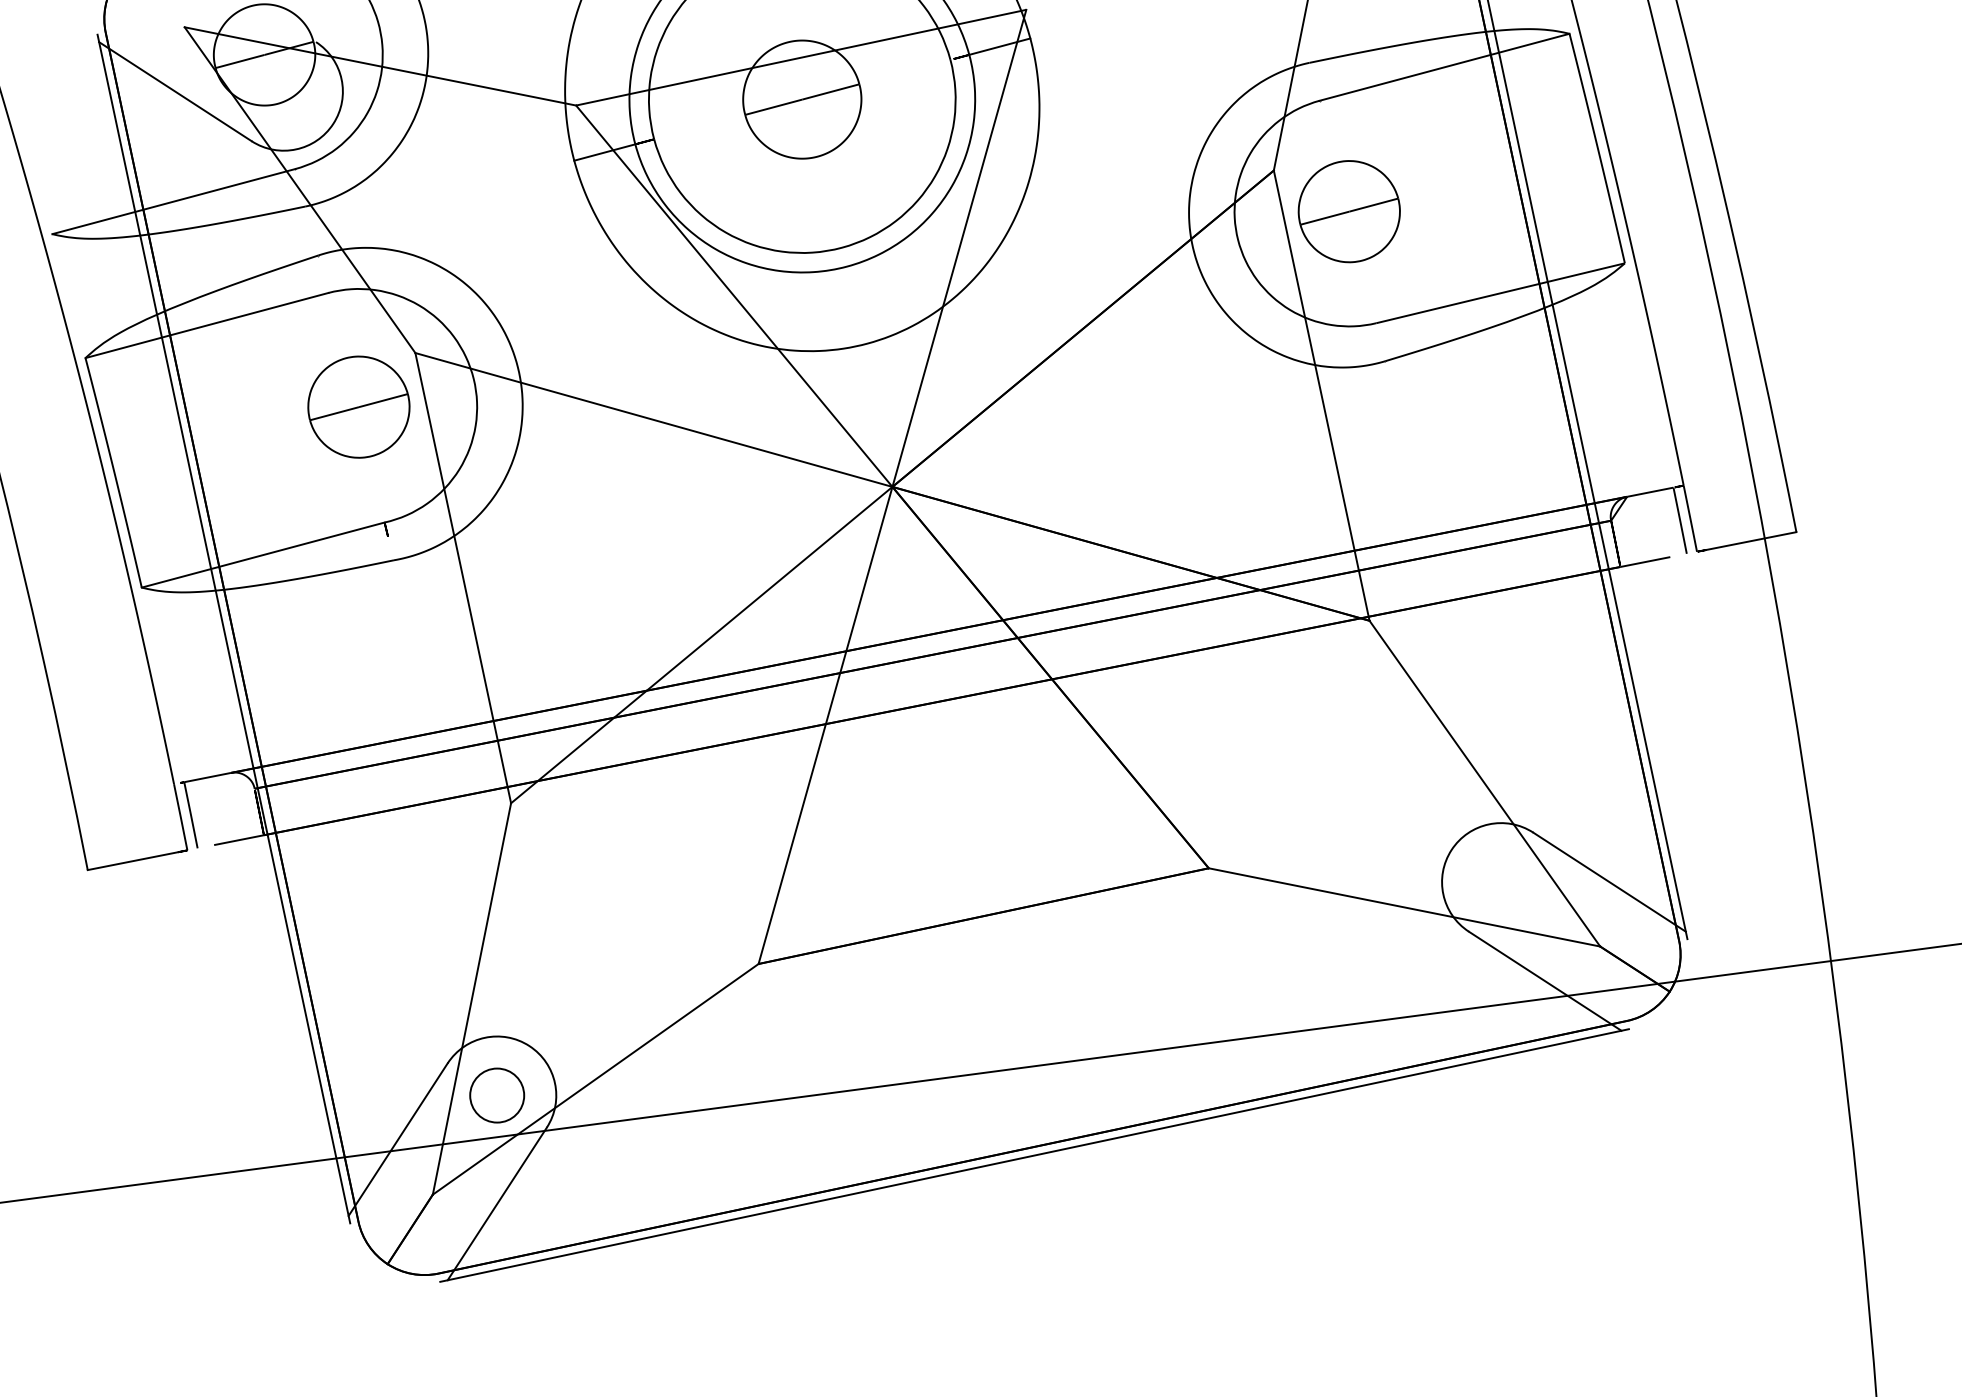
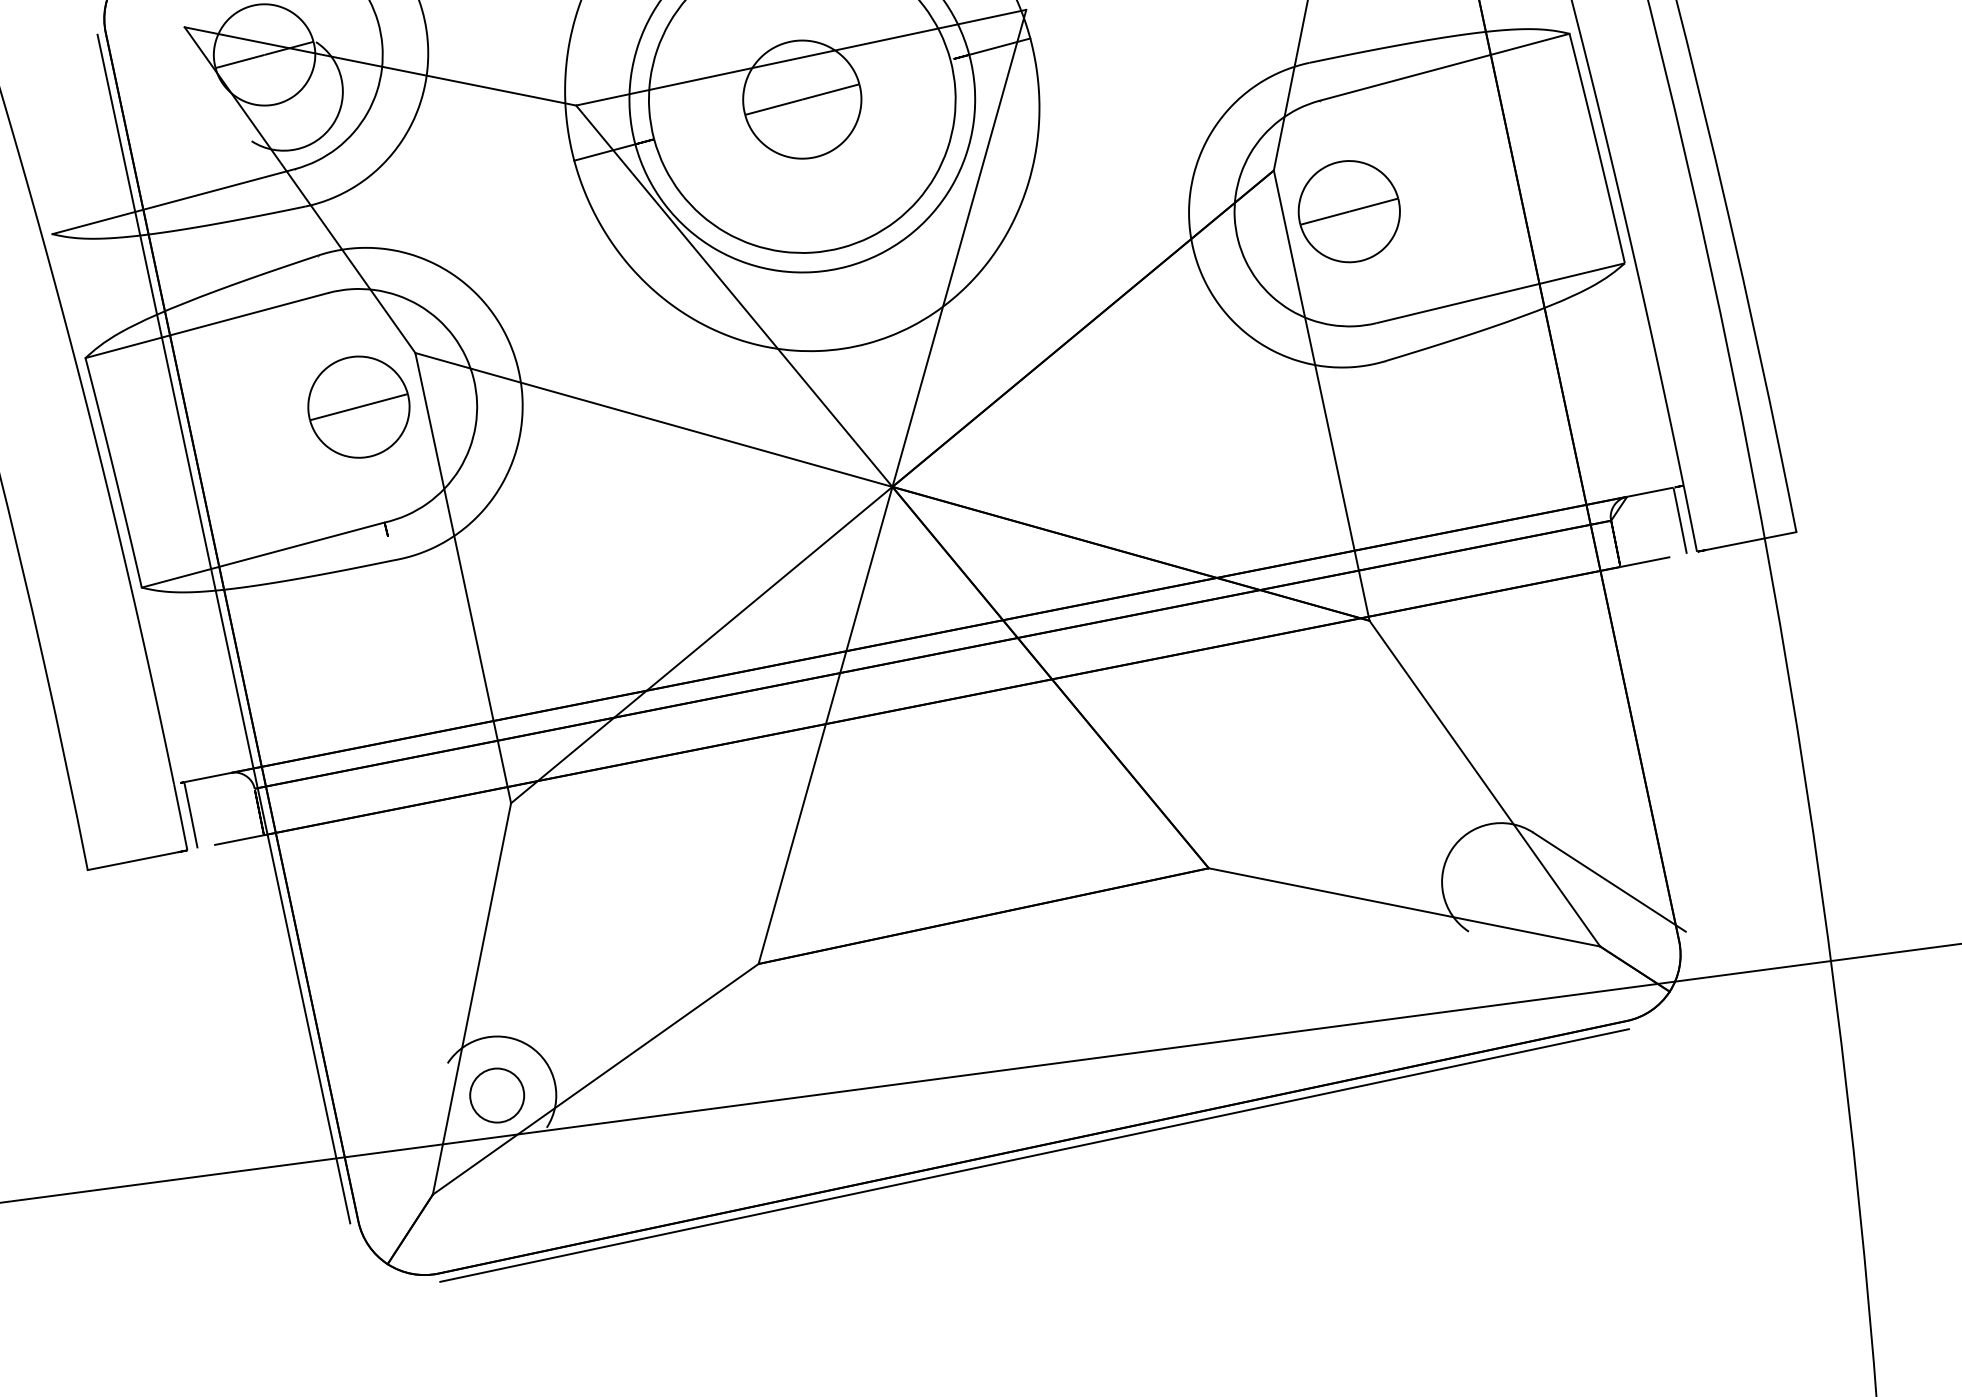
line: present -> none (175, 91)
line: present -> none (1587, 470)
line: present -> none (1544, 980)
line: present -> none (397, 1139)
line: present -> none (496, 1203)
